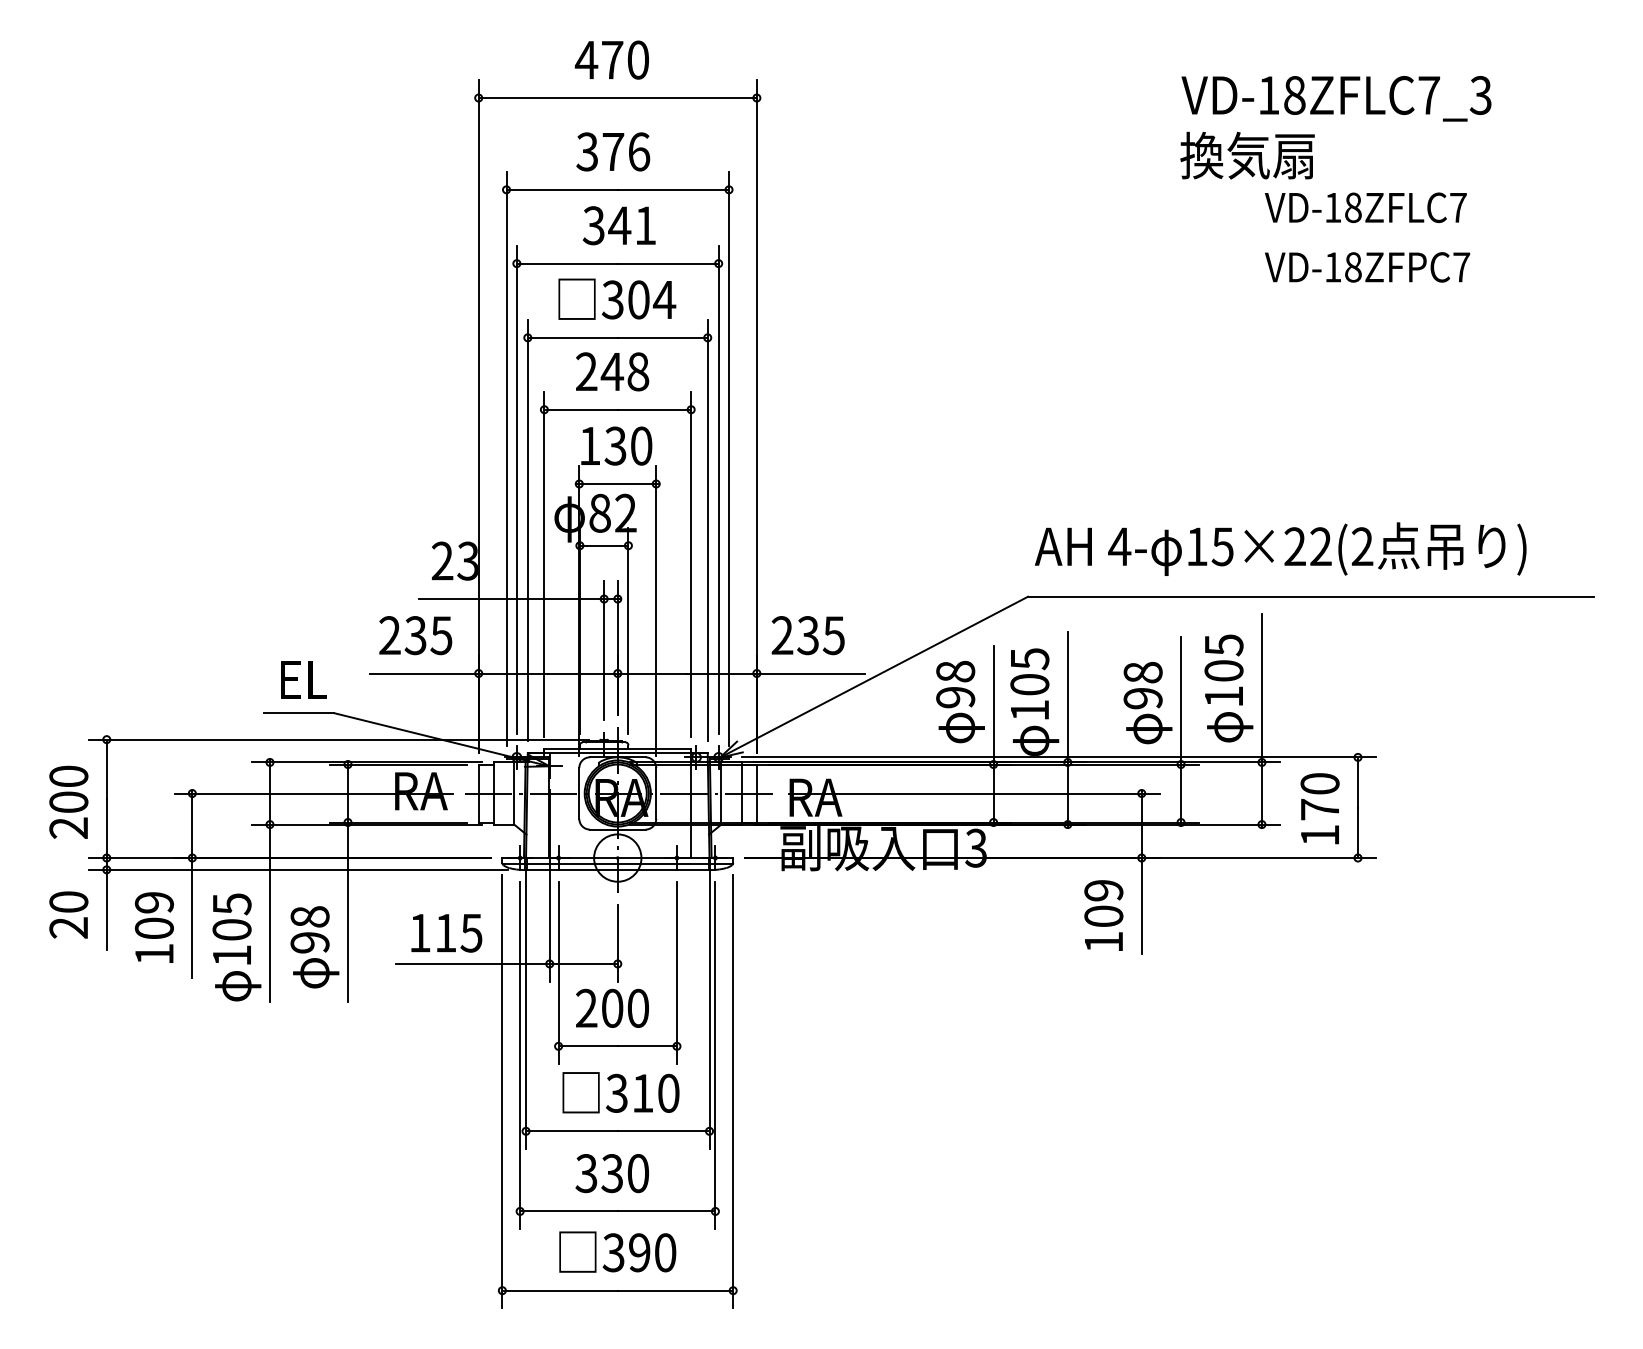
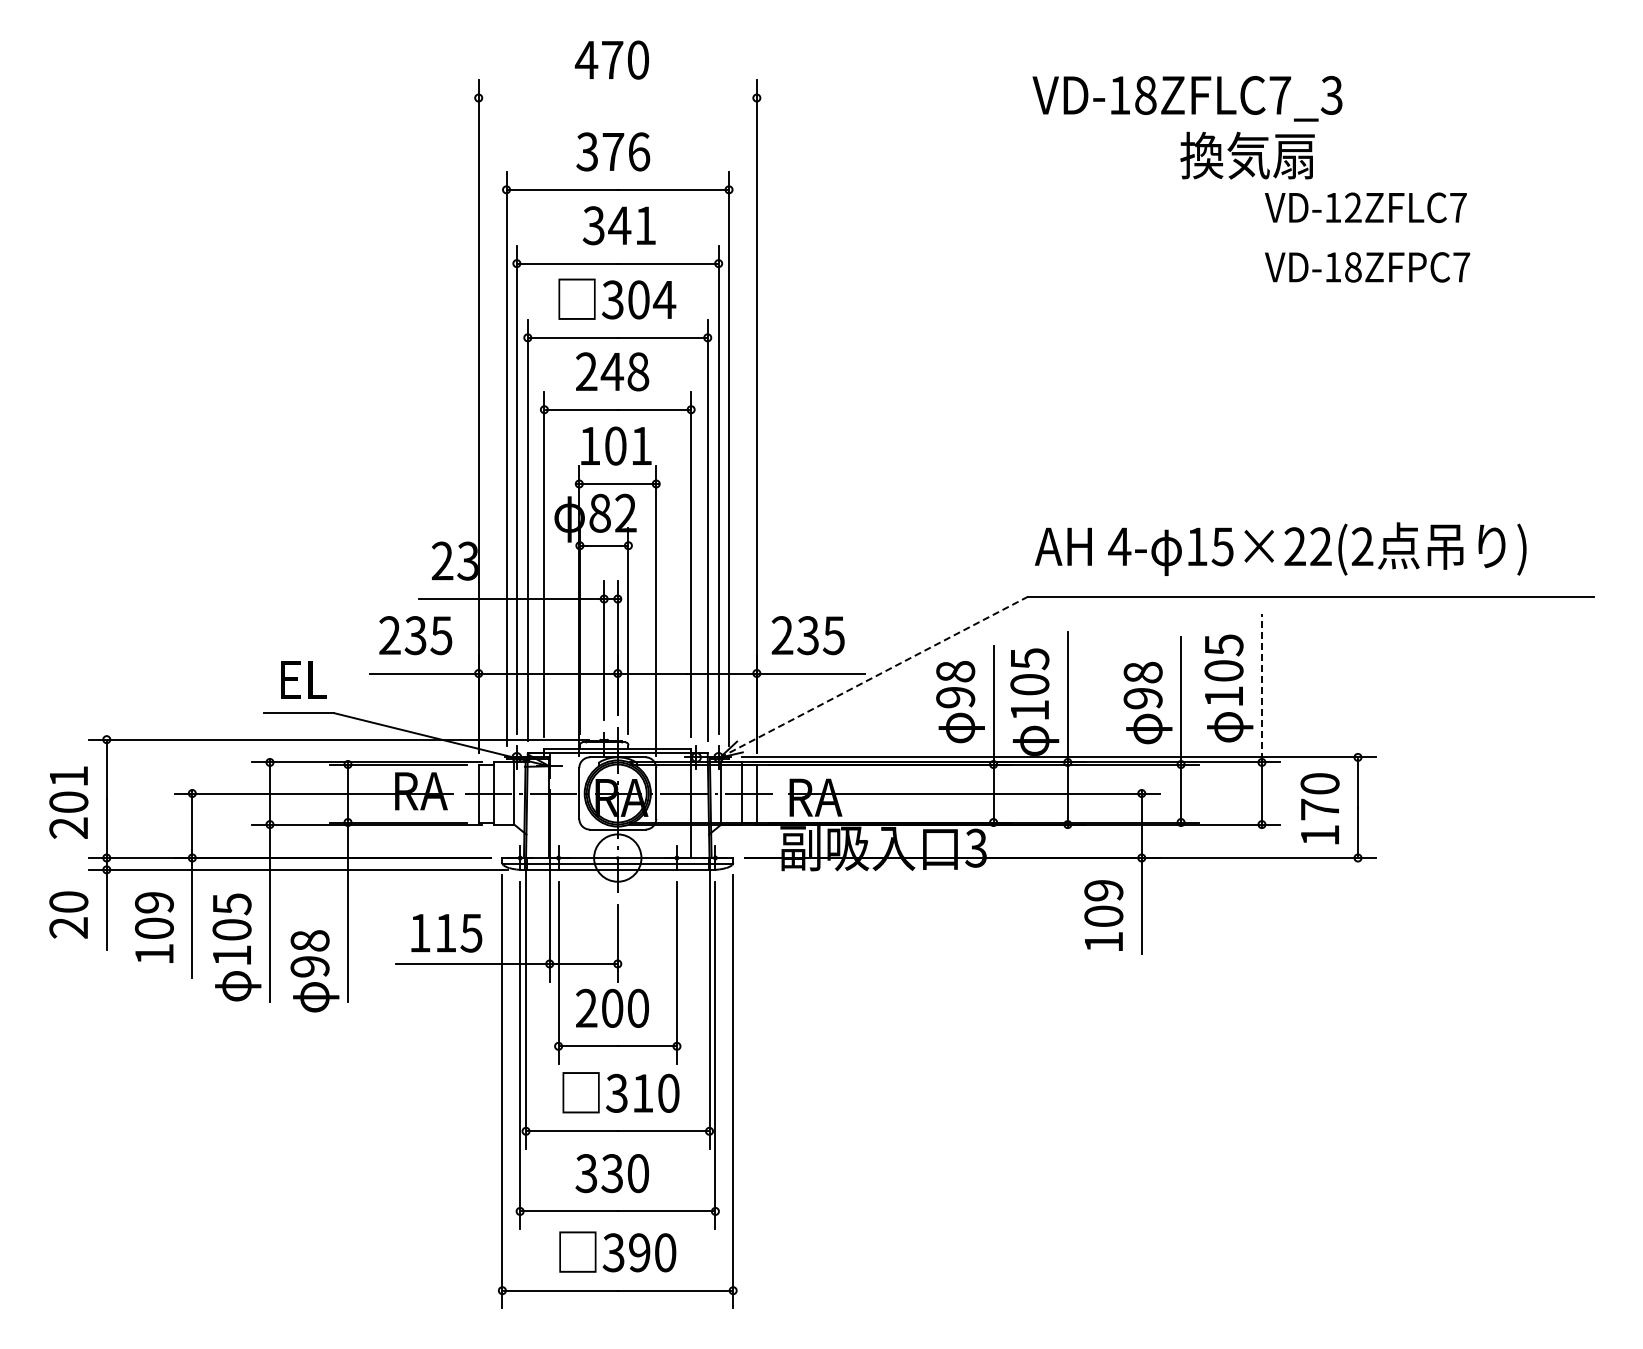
line: present -> none (617, 98)
text position: (1336, 98) -> (1187, 98) (1187, 98)
text: VD-18ZFLC7 -> VD-12ZFLC7 (1353, 207)
text: 130 -> 101 (628, 445)
line: solid -> dashed (873, 677)
line: solid -> dashed (1261, 686)
text: 200 -> 201 (68, 775)
text position: (314, 947) -> (314, 971) (314, 971)
